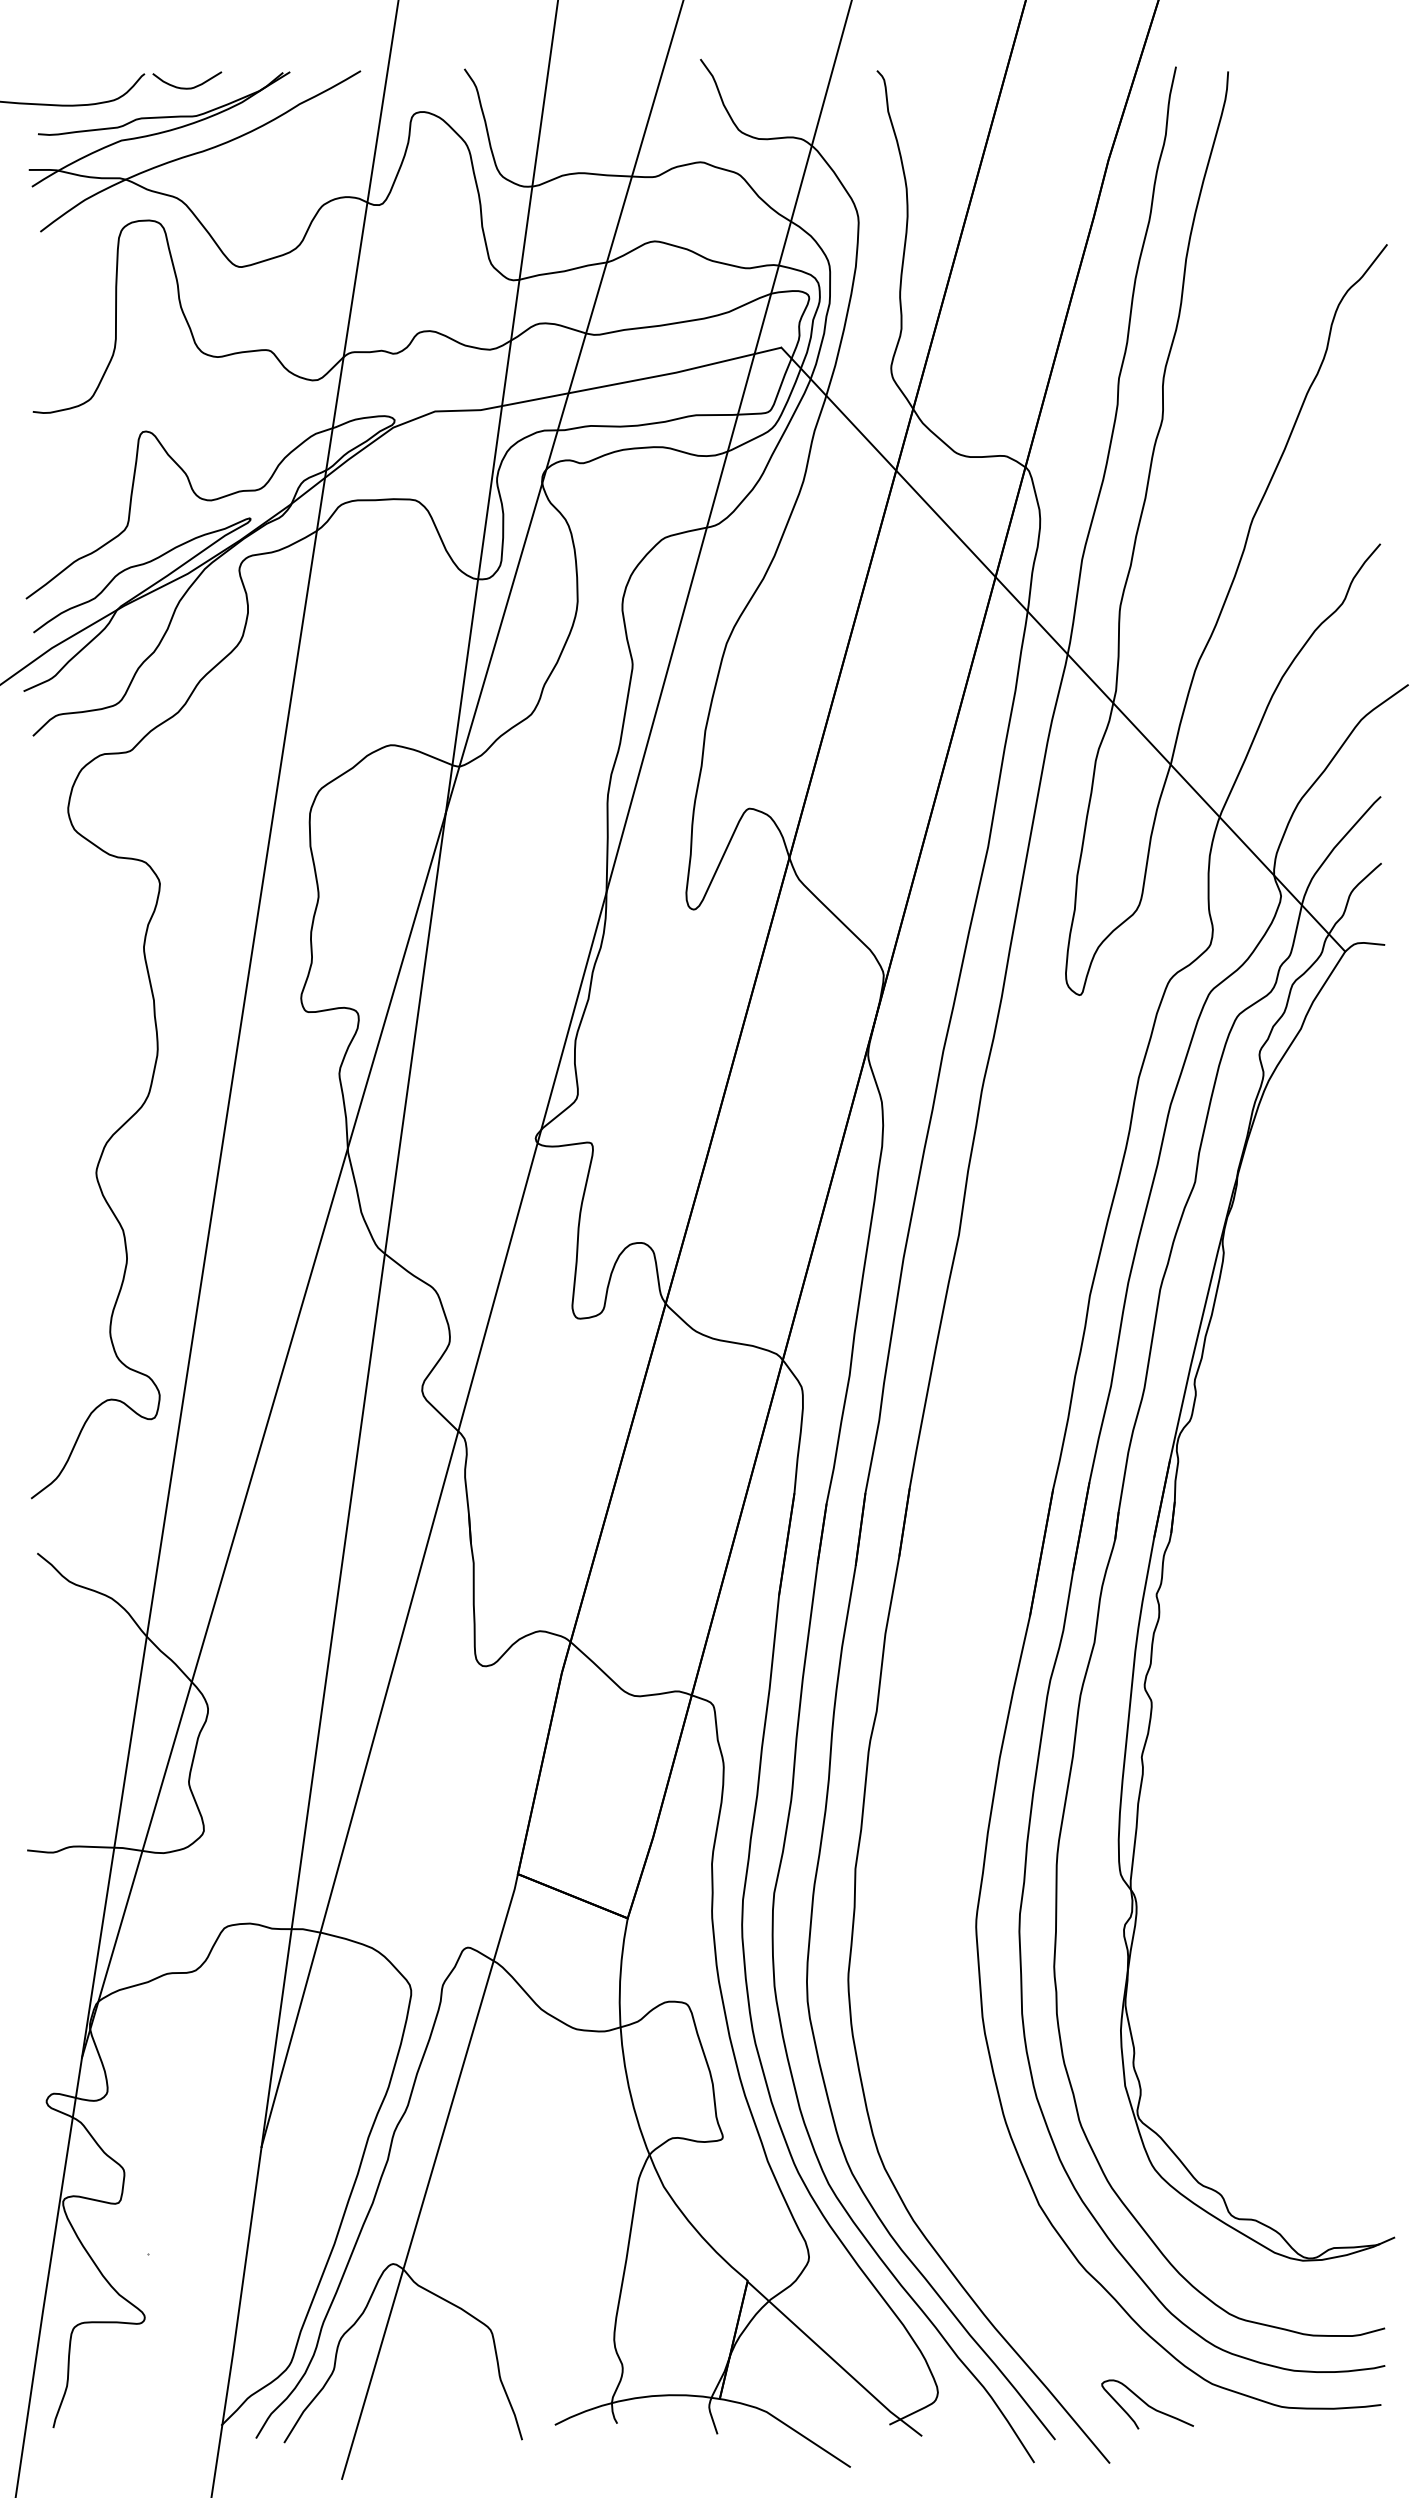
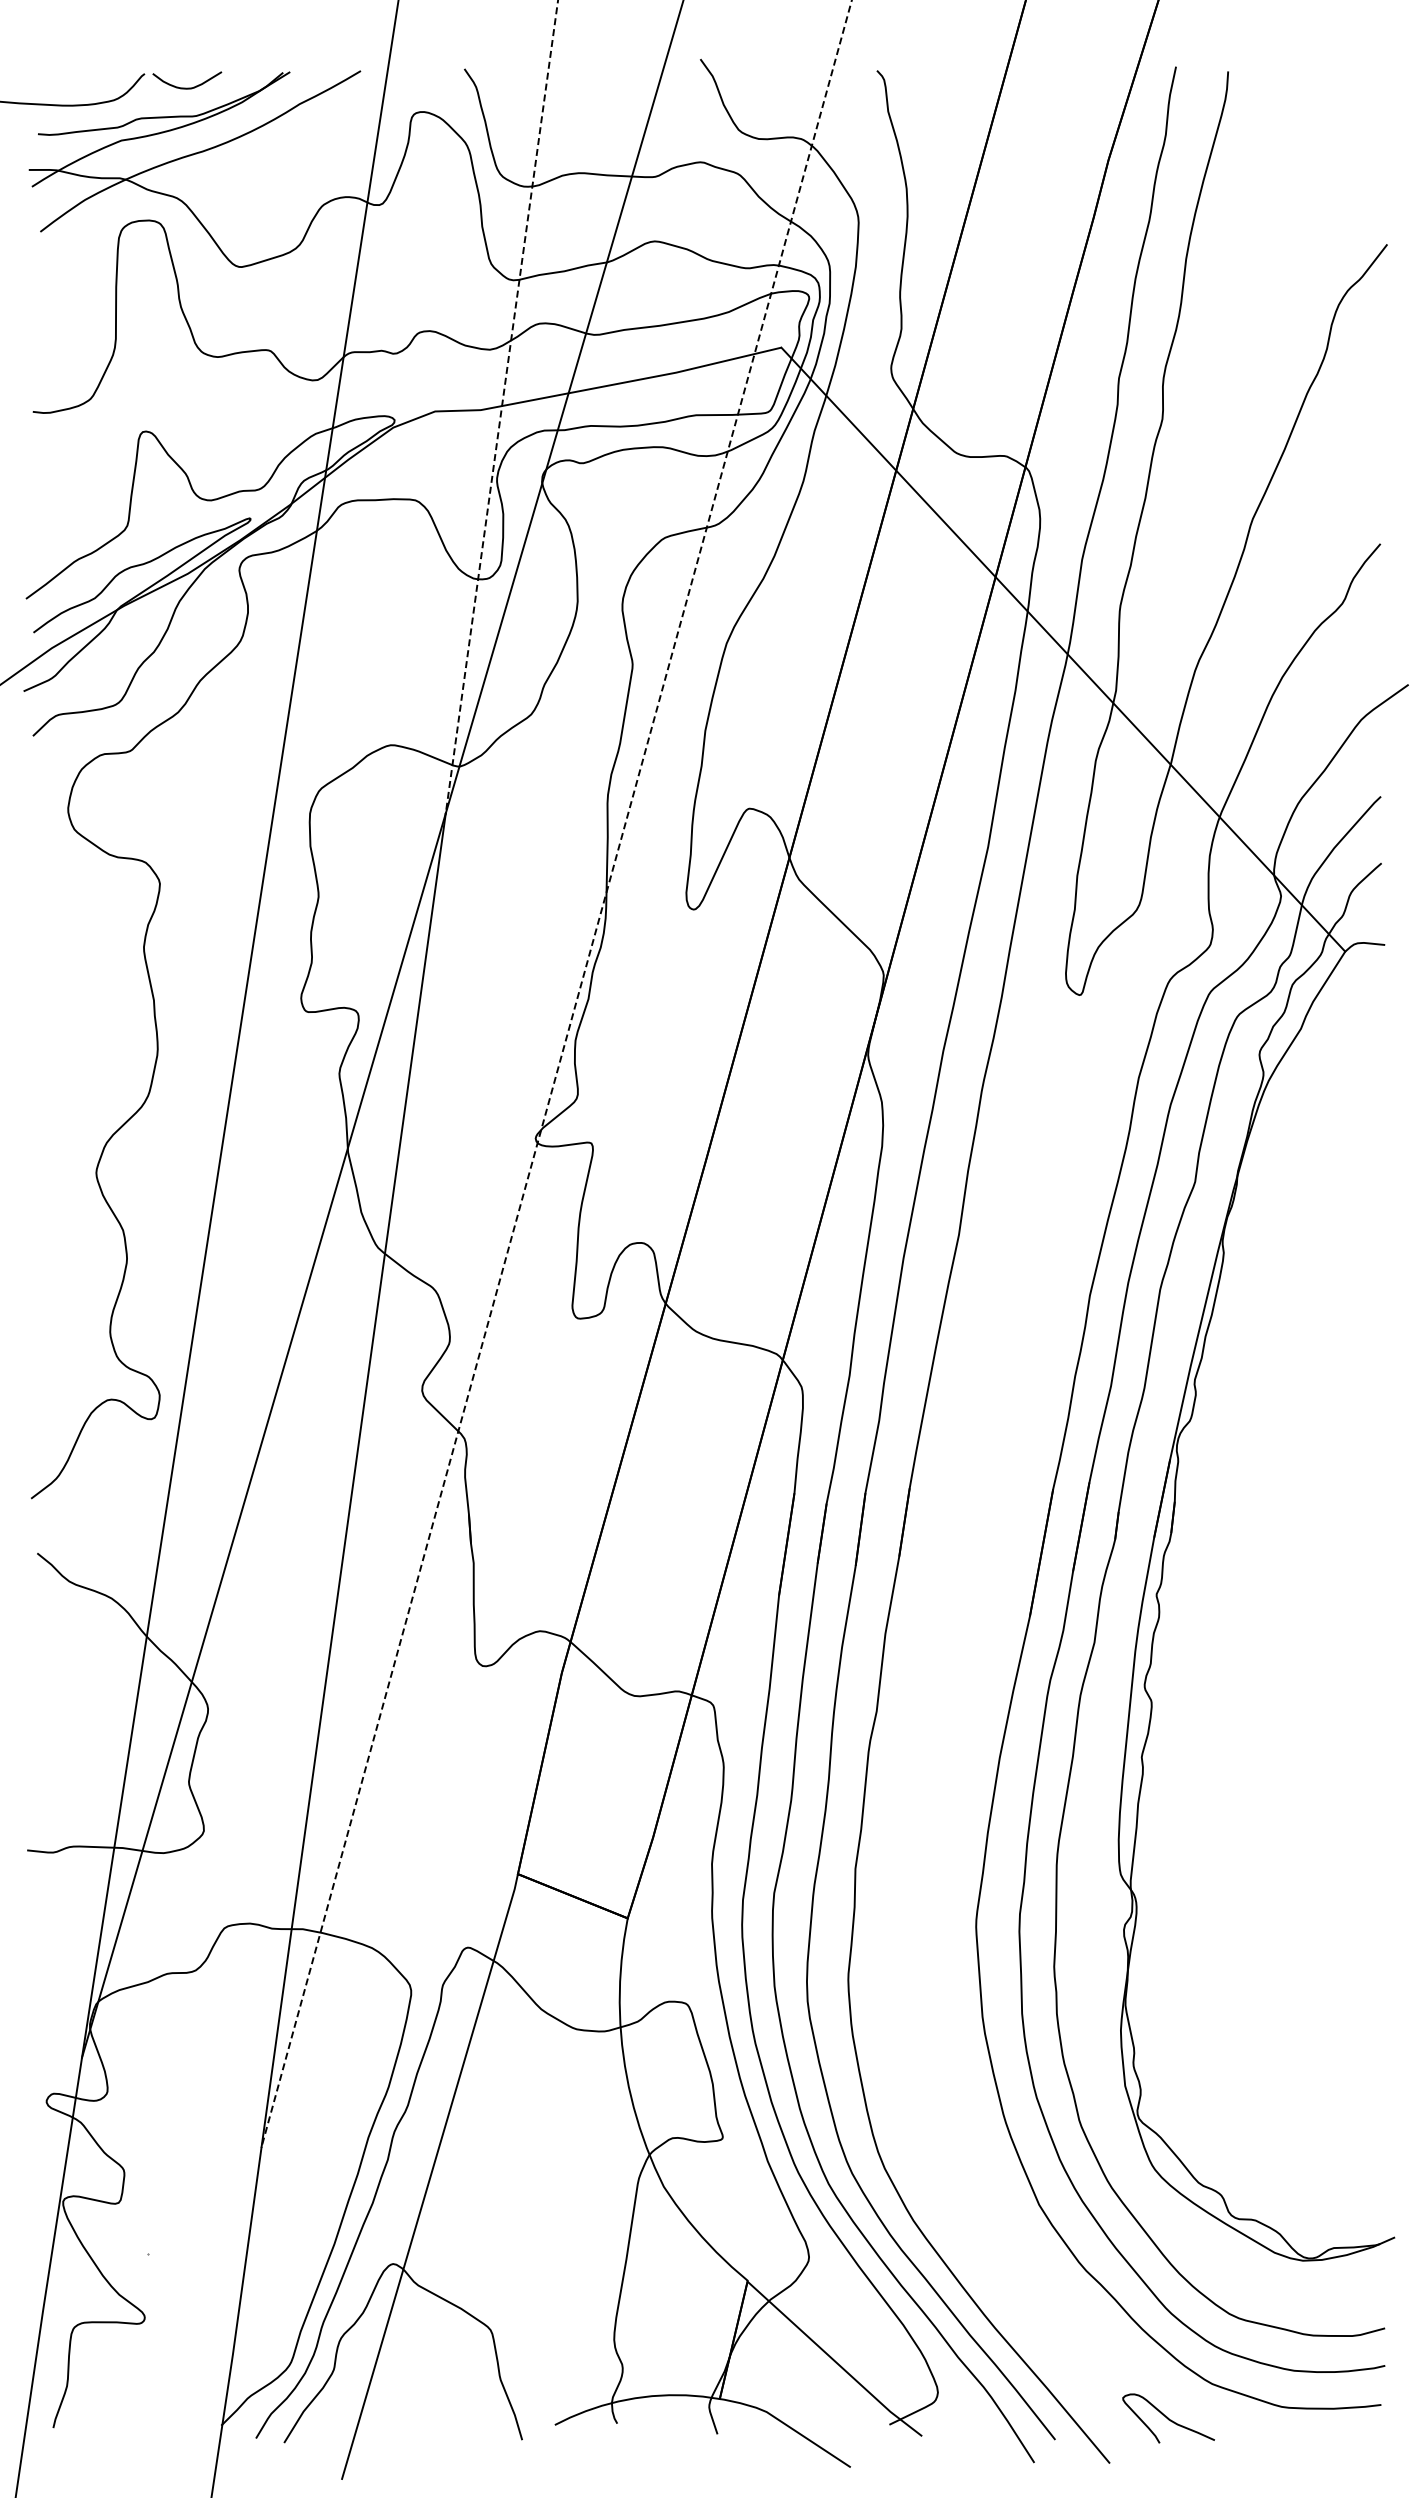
line: solid -> dashed (501, 407)
line: solid -> dashed (556, 1073)
curve position: (1147, 2404) -> (1168, 2418) (1168, 2418)
